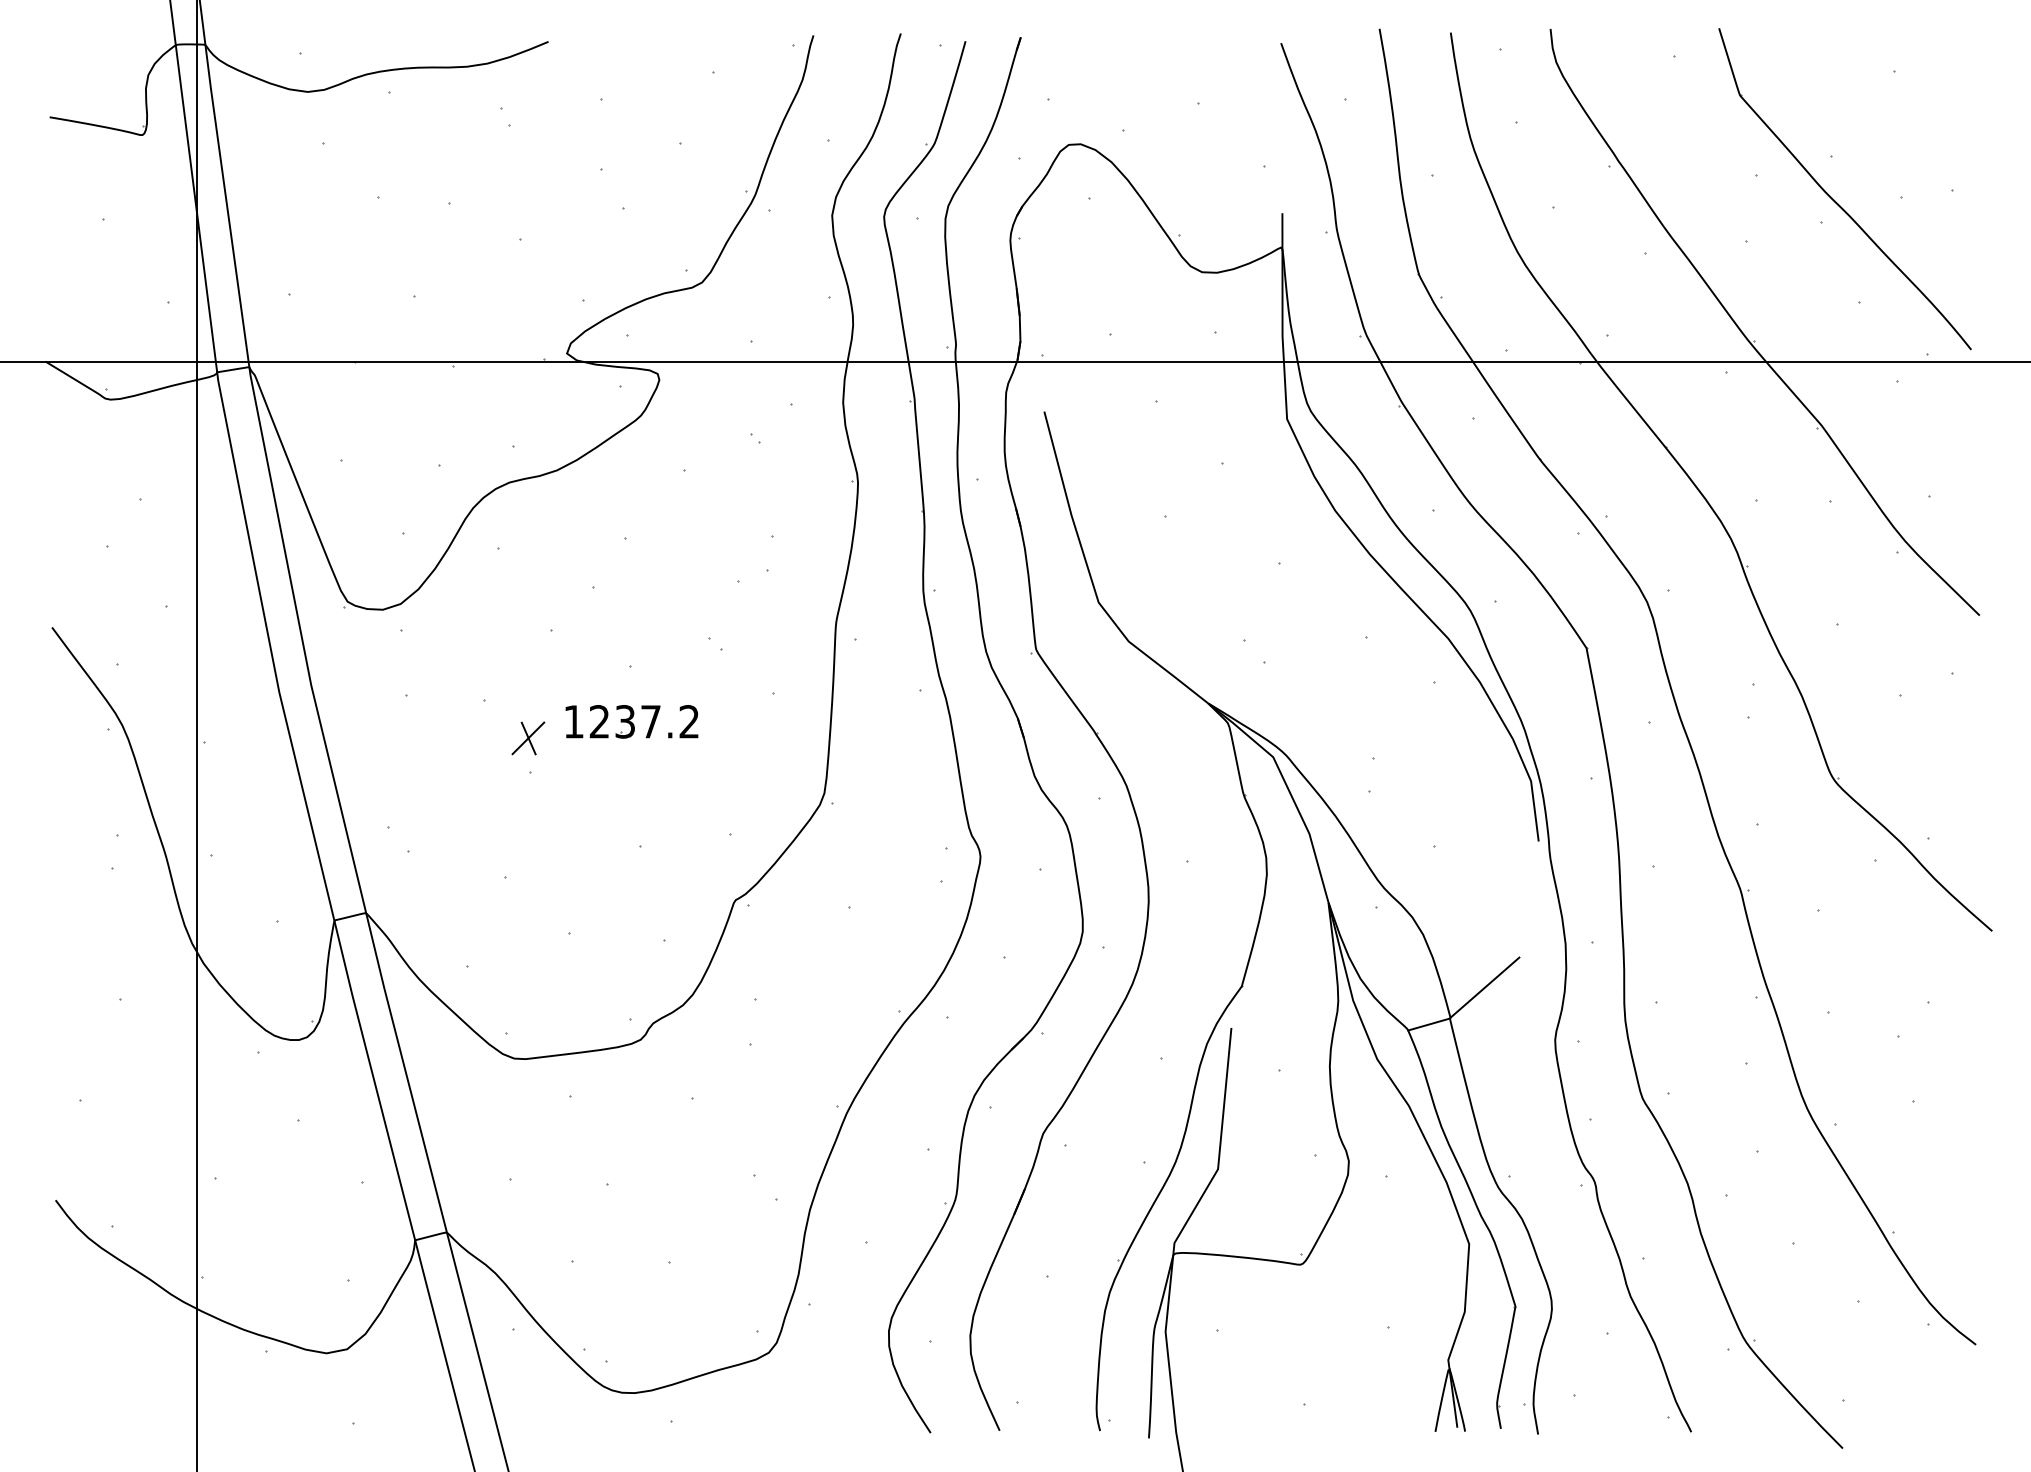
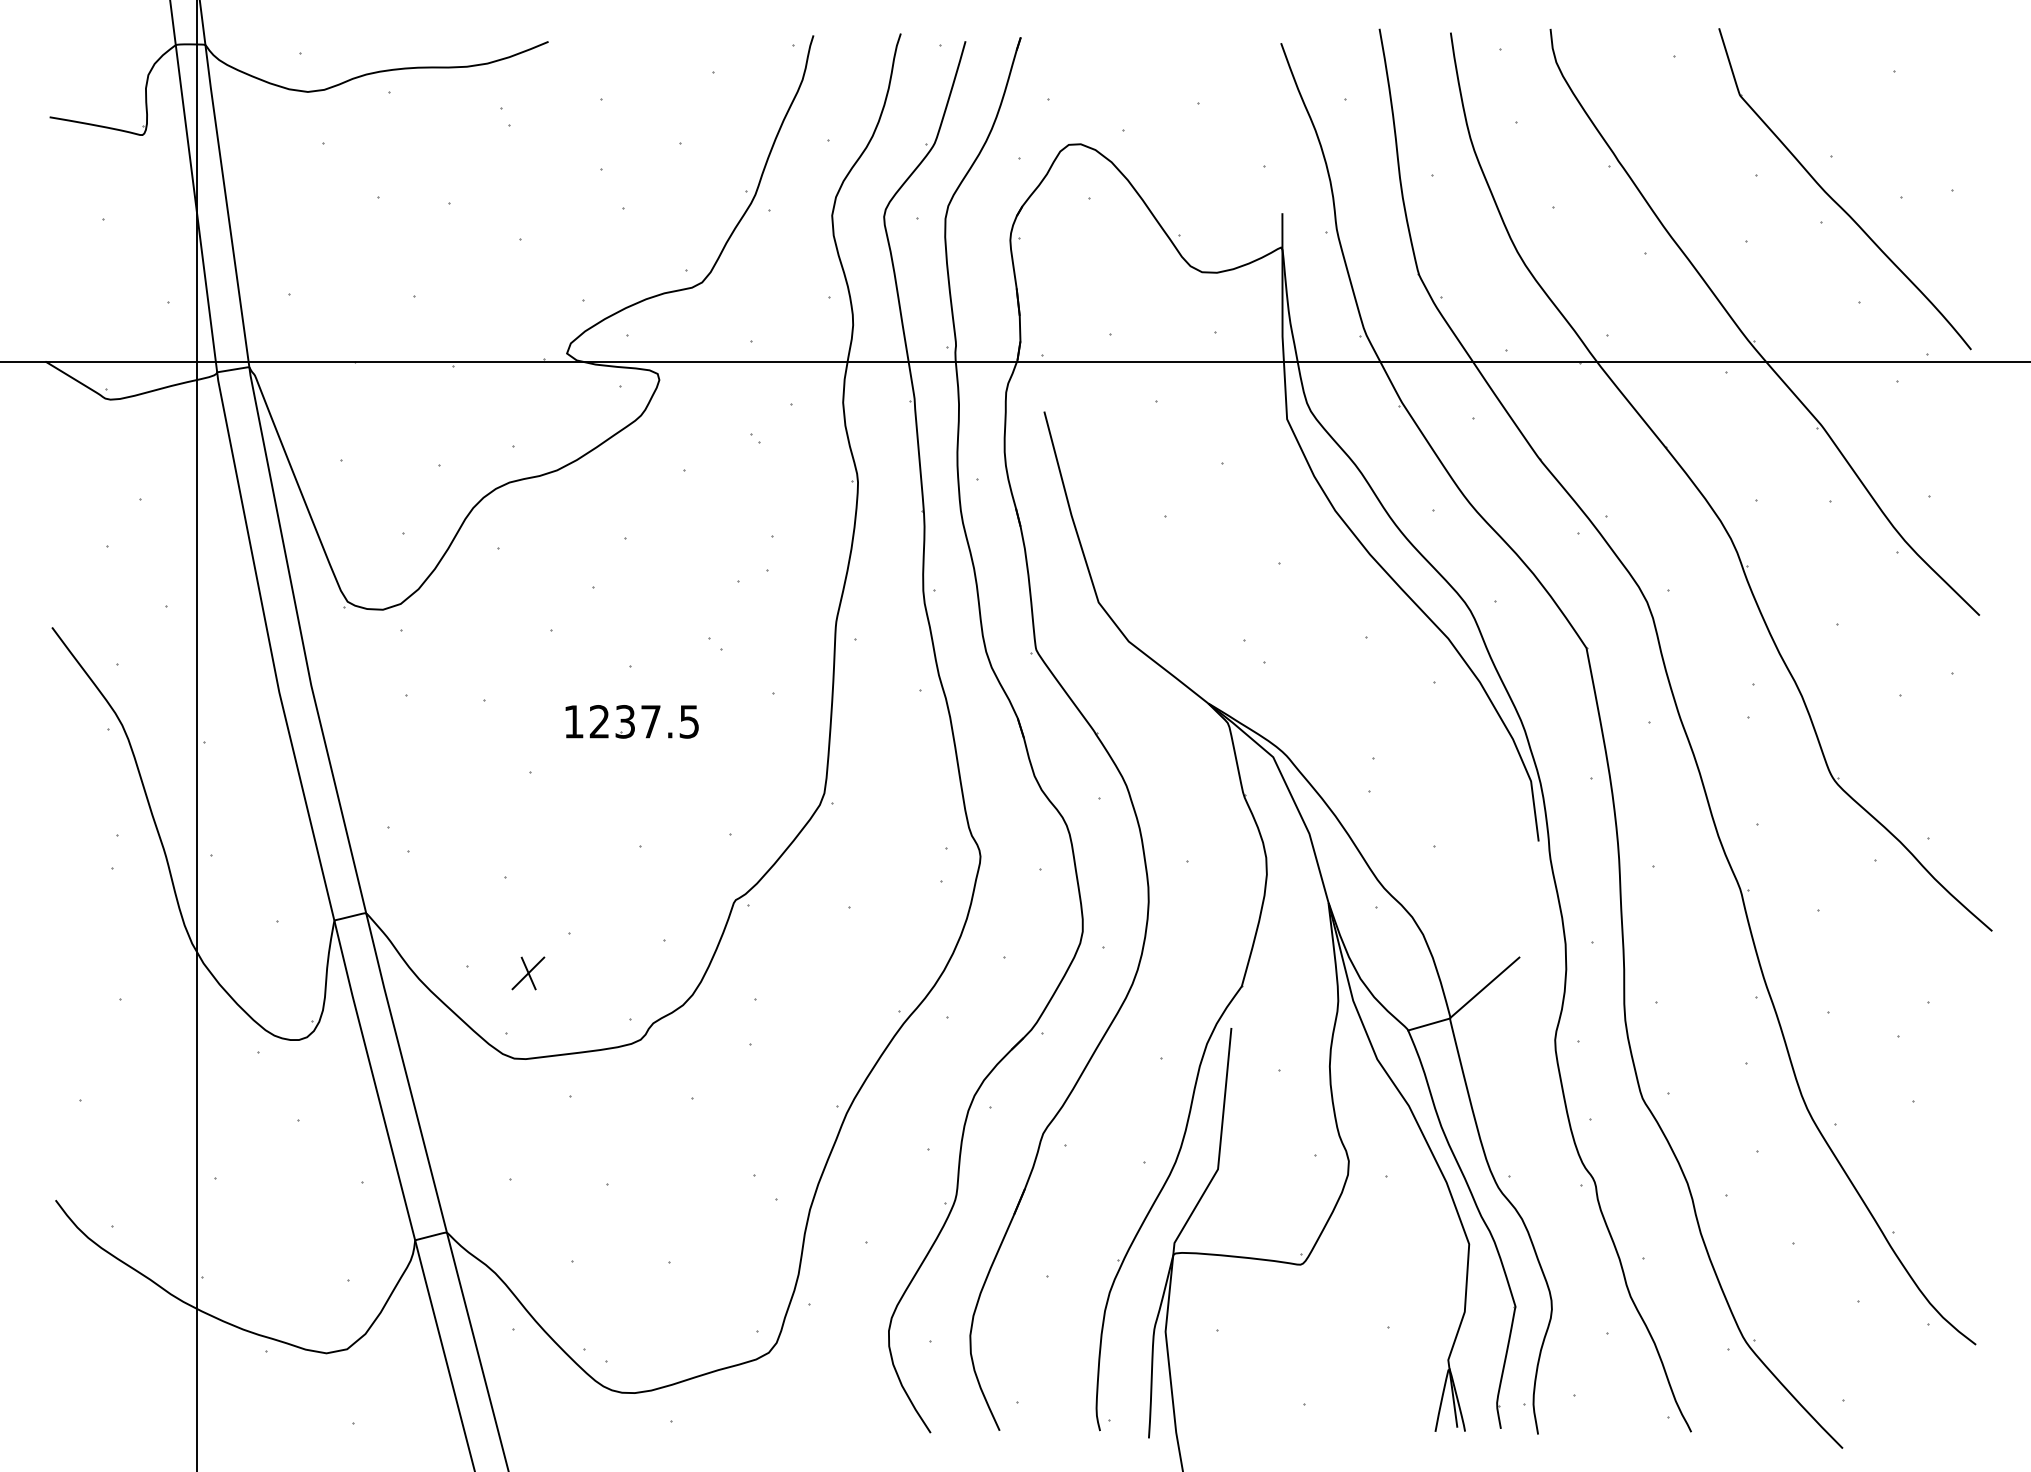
text: 1237.2 -> 1237.5 (688, 721)
part position: (528, 738) -> (528, 973) (528, 973)
